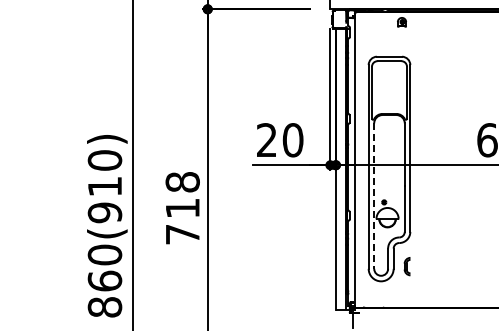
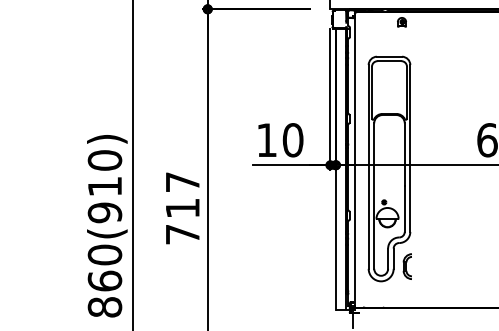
text: 20 -> 10 (266, 139)
text: 718 -> 717 (182, 182)
line: dashed -> solid (374, 196)
part size: 8x20 px -> 10x27 px (406, 266)
